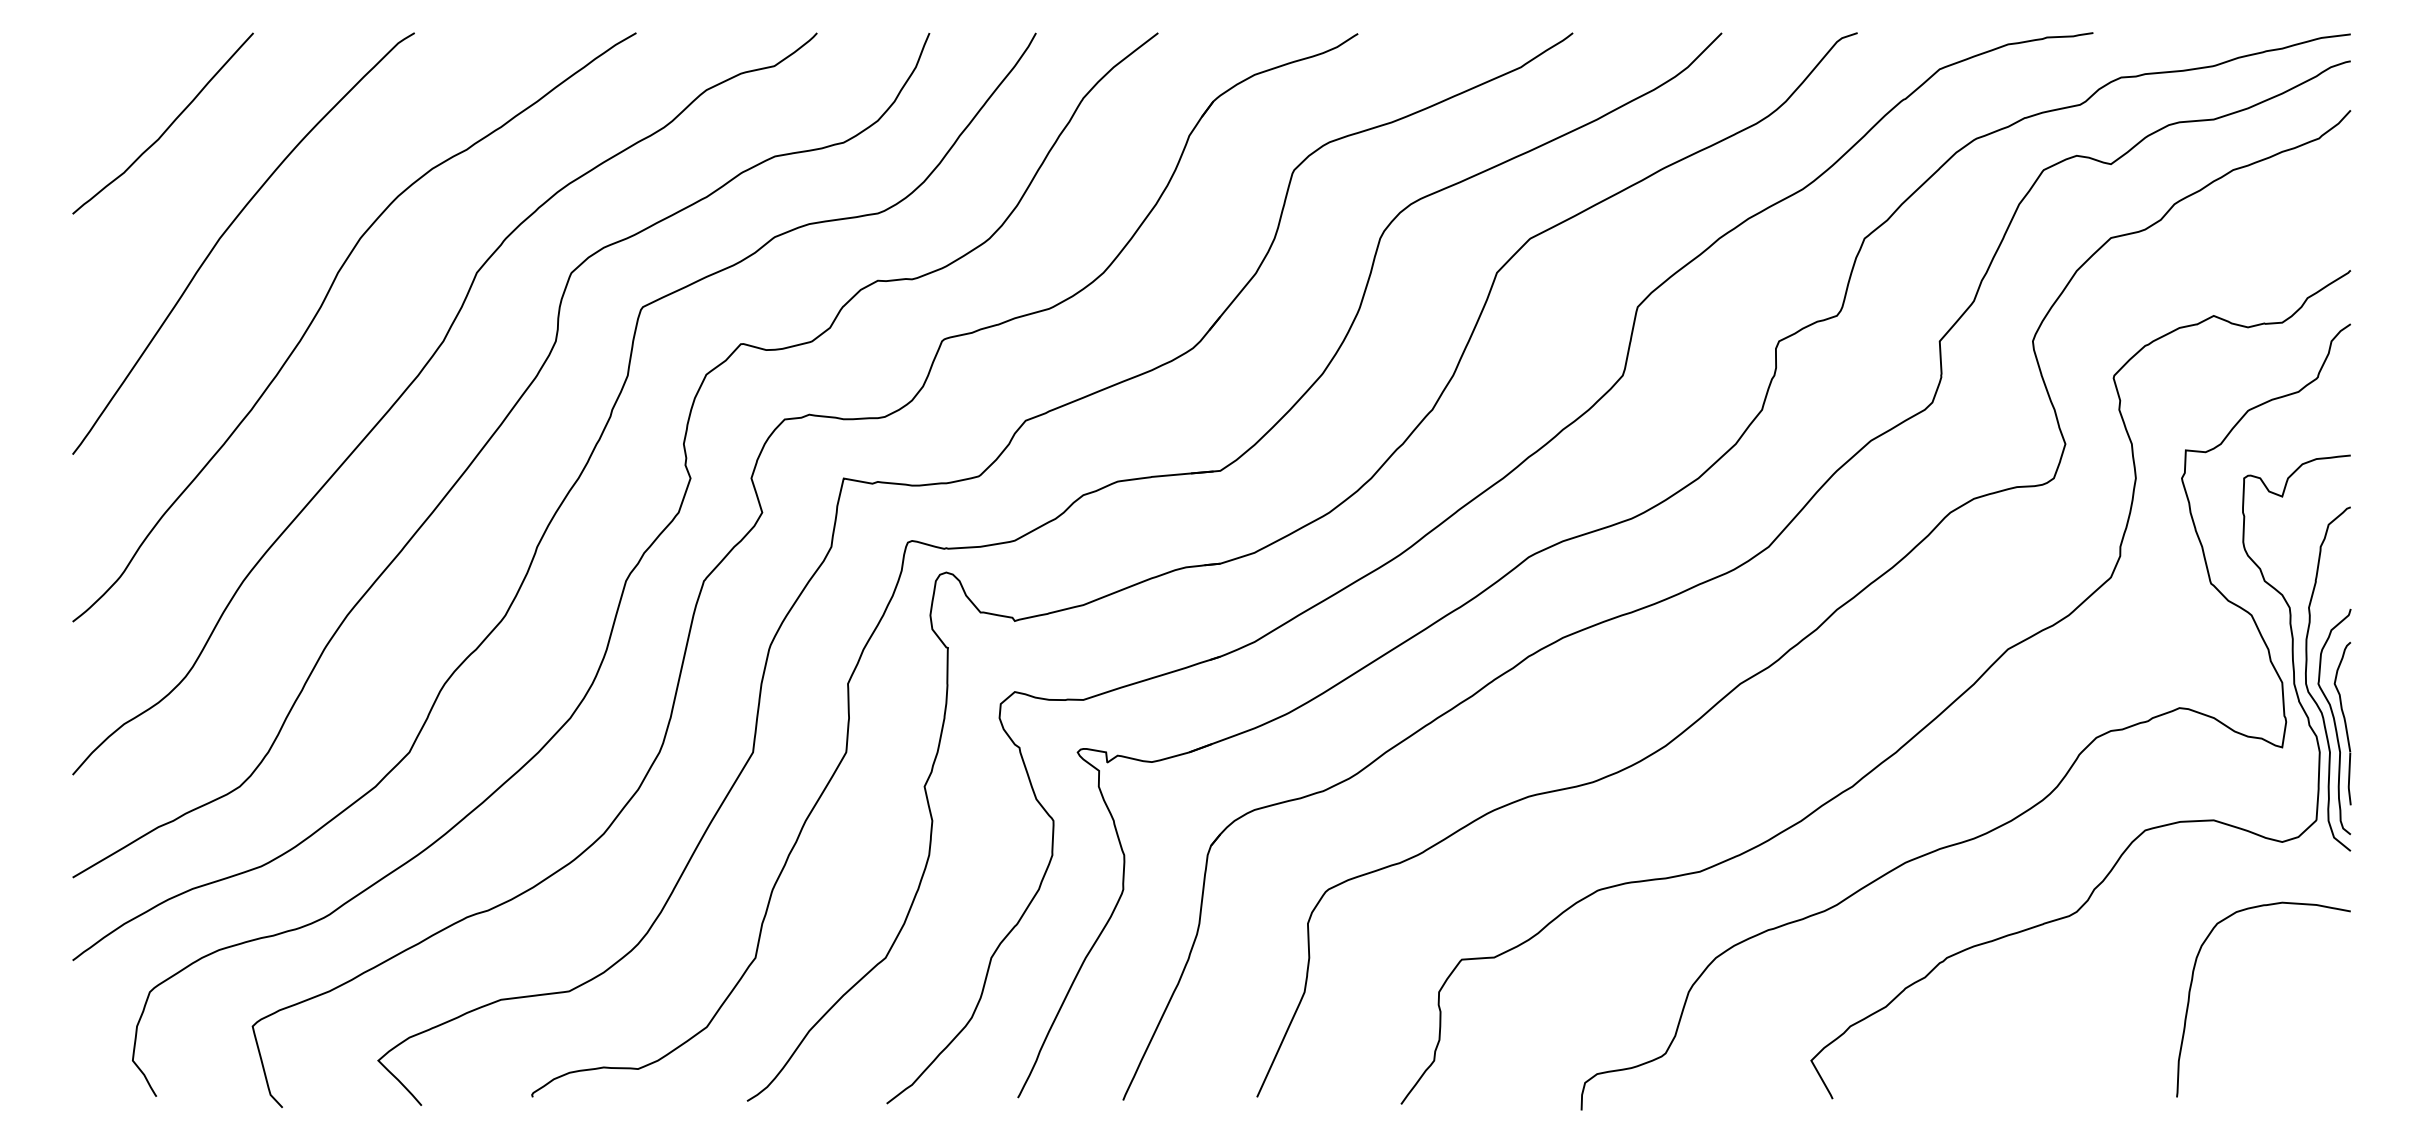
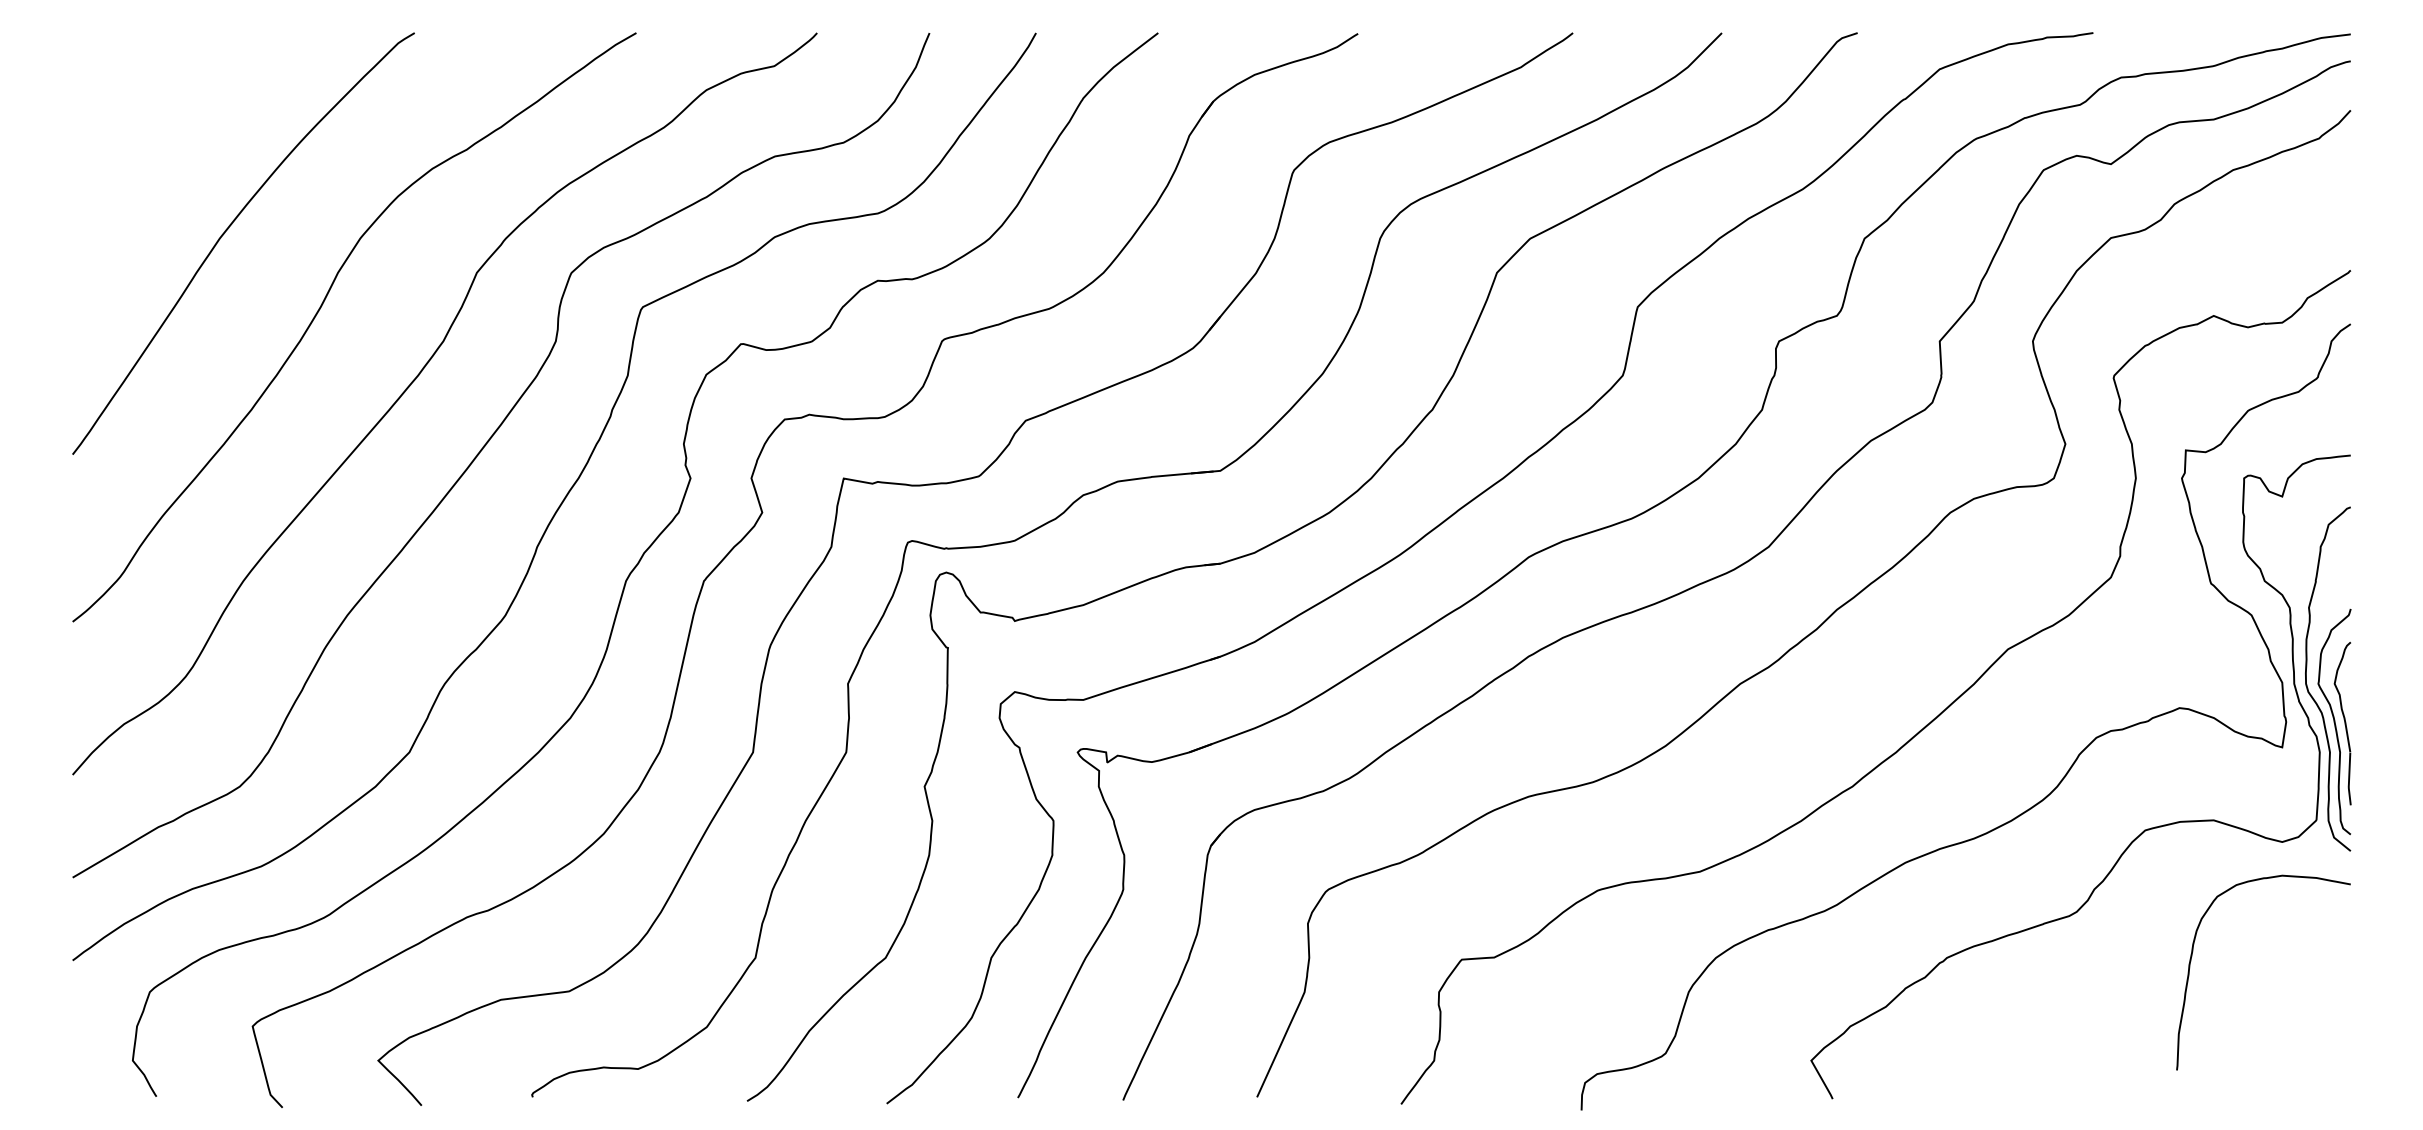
curve: present -> none (167, 127)
curve position: (2192, 983) -> (2192, 956) (2192, 956)
